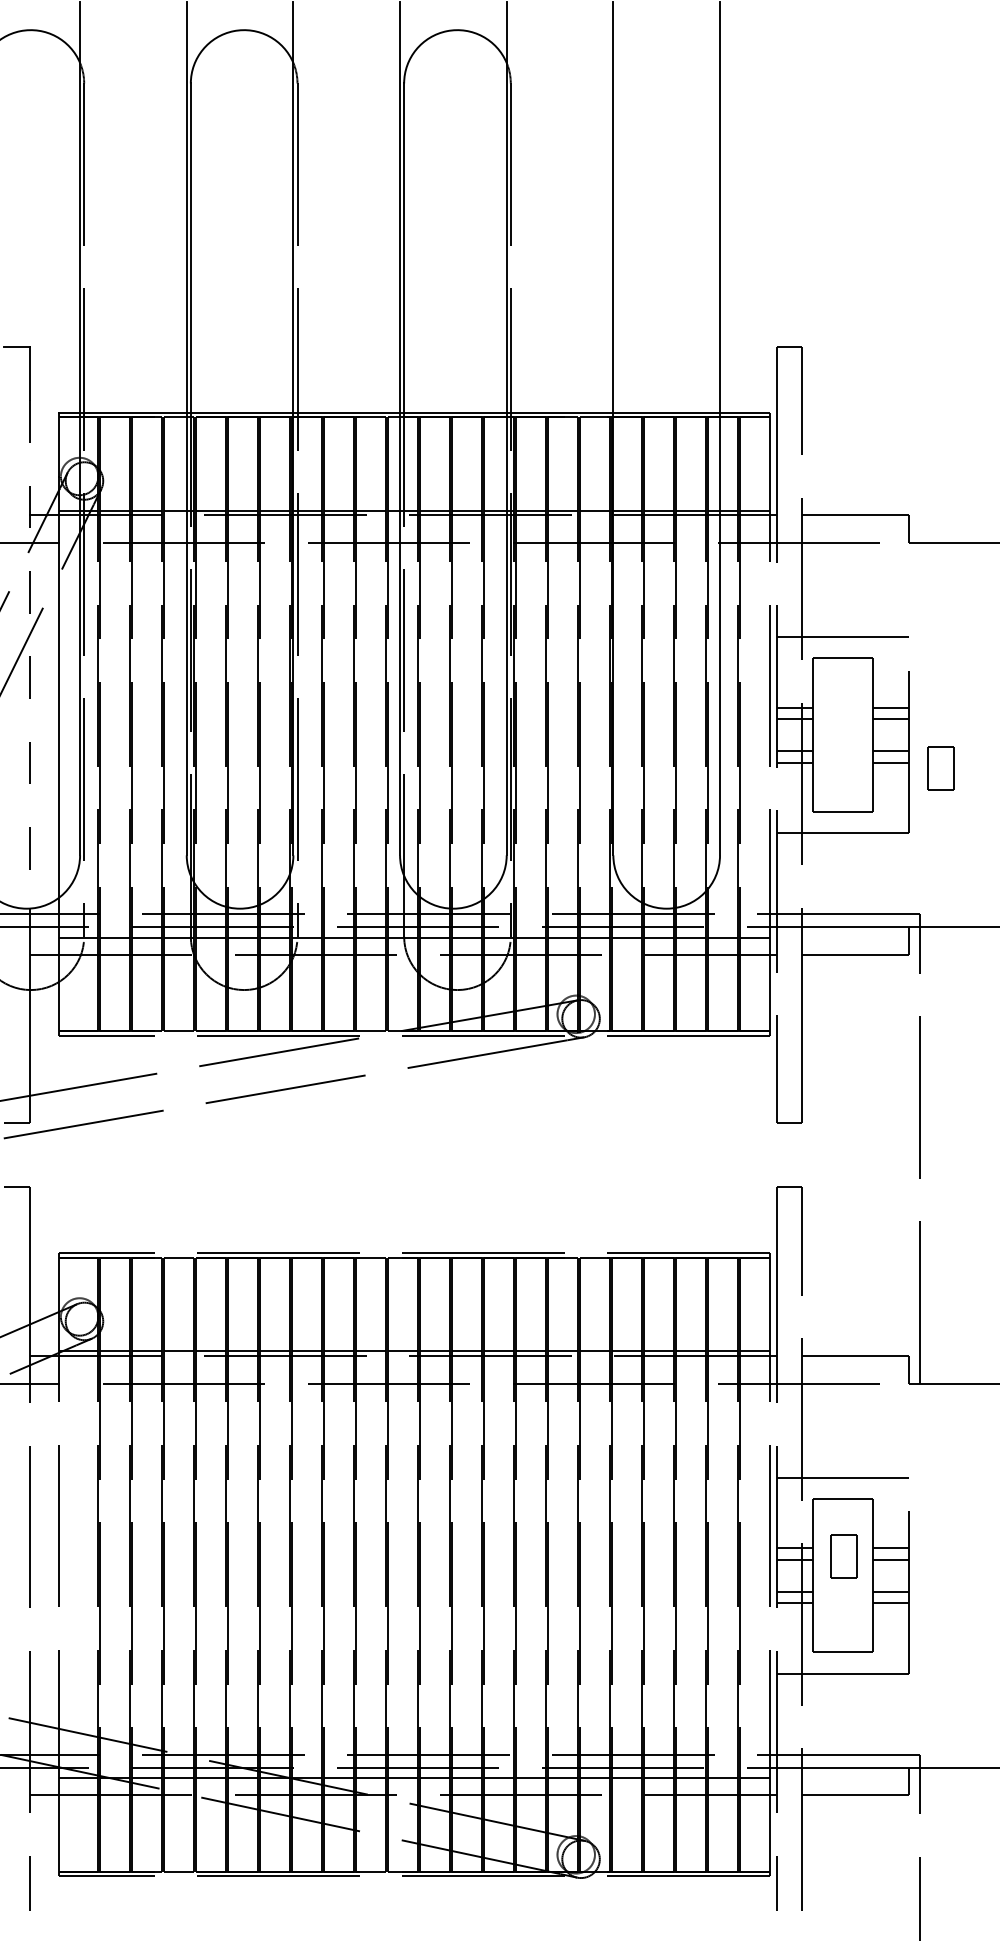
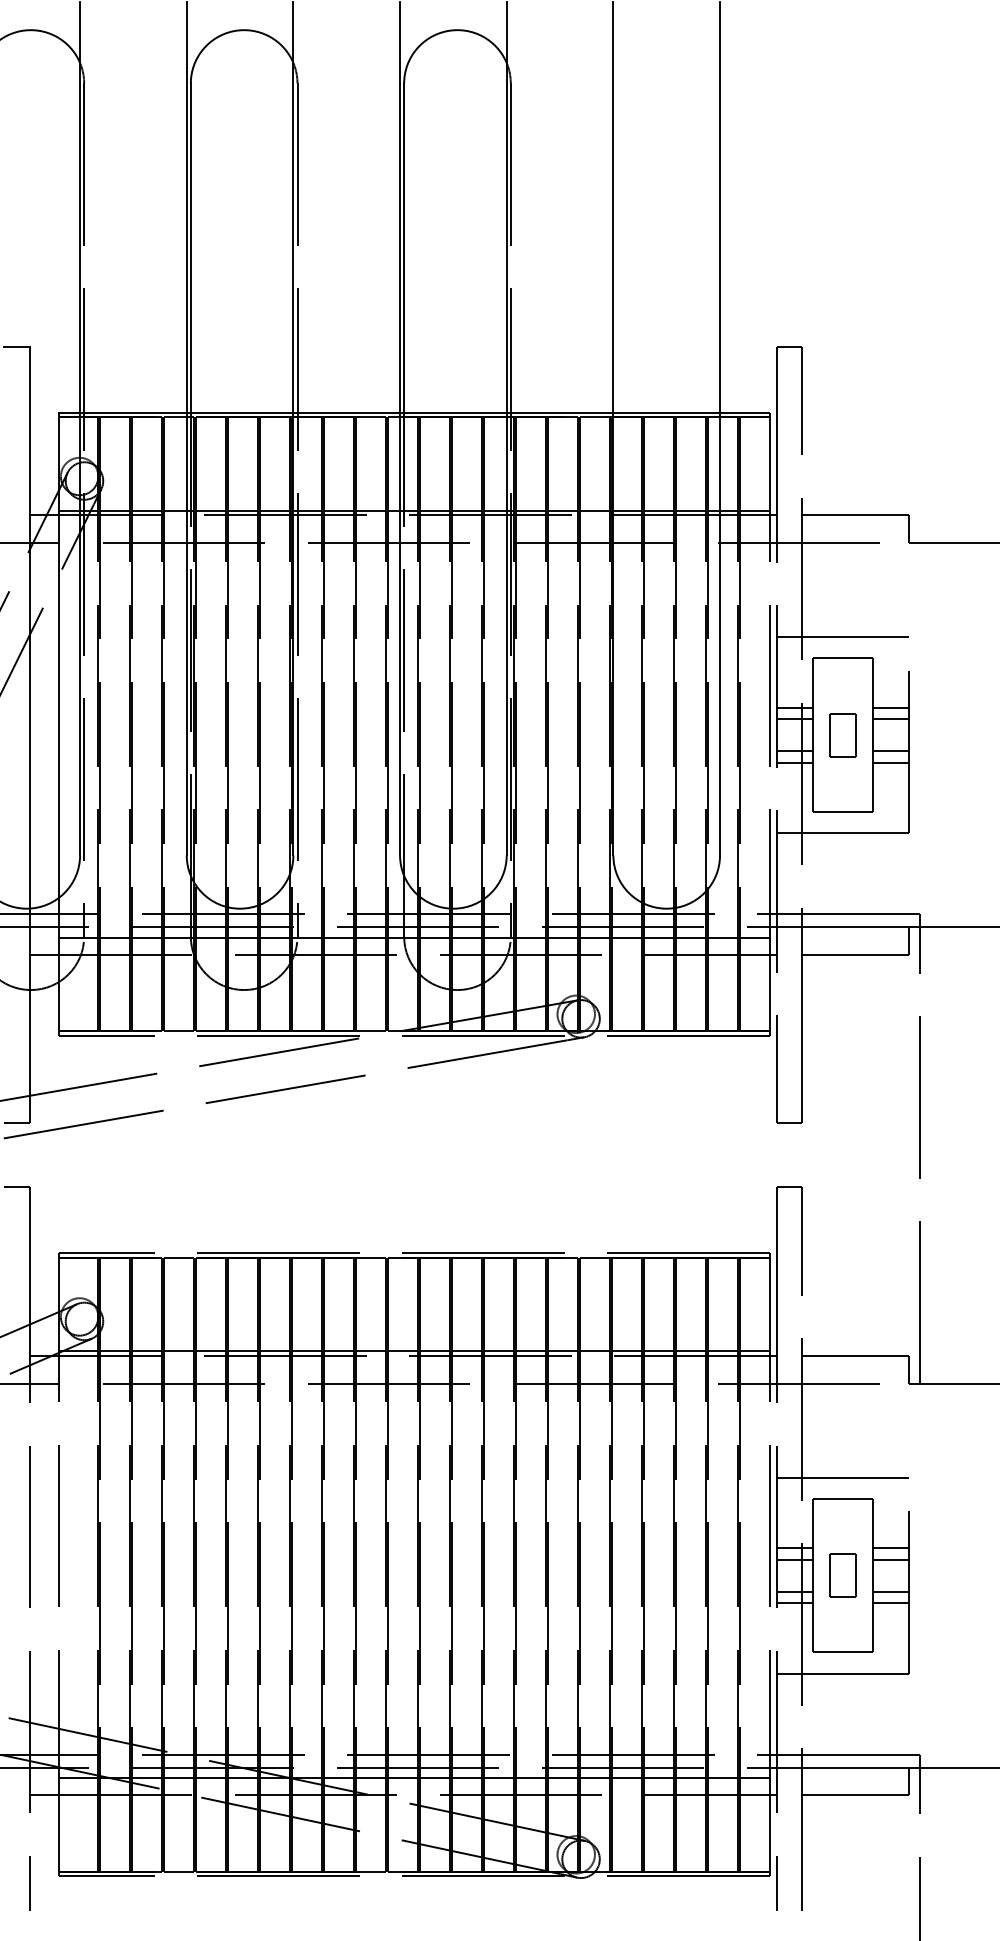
line: dashed -> solid (30, 654)
part position: (940, 768) -> (842, 735) (842, 735)
part position: (843, 1556) -> (842, 1575) (842, 1575)
